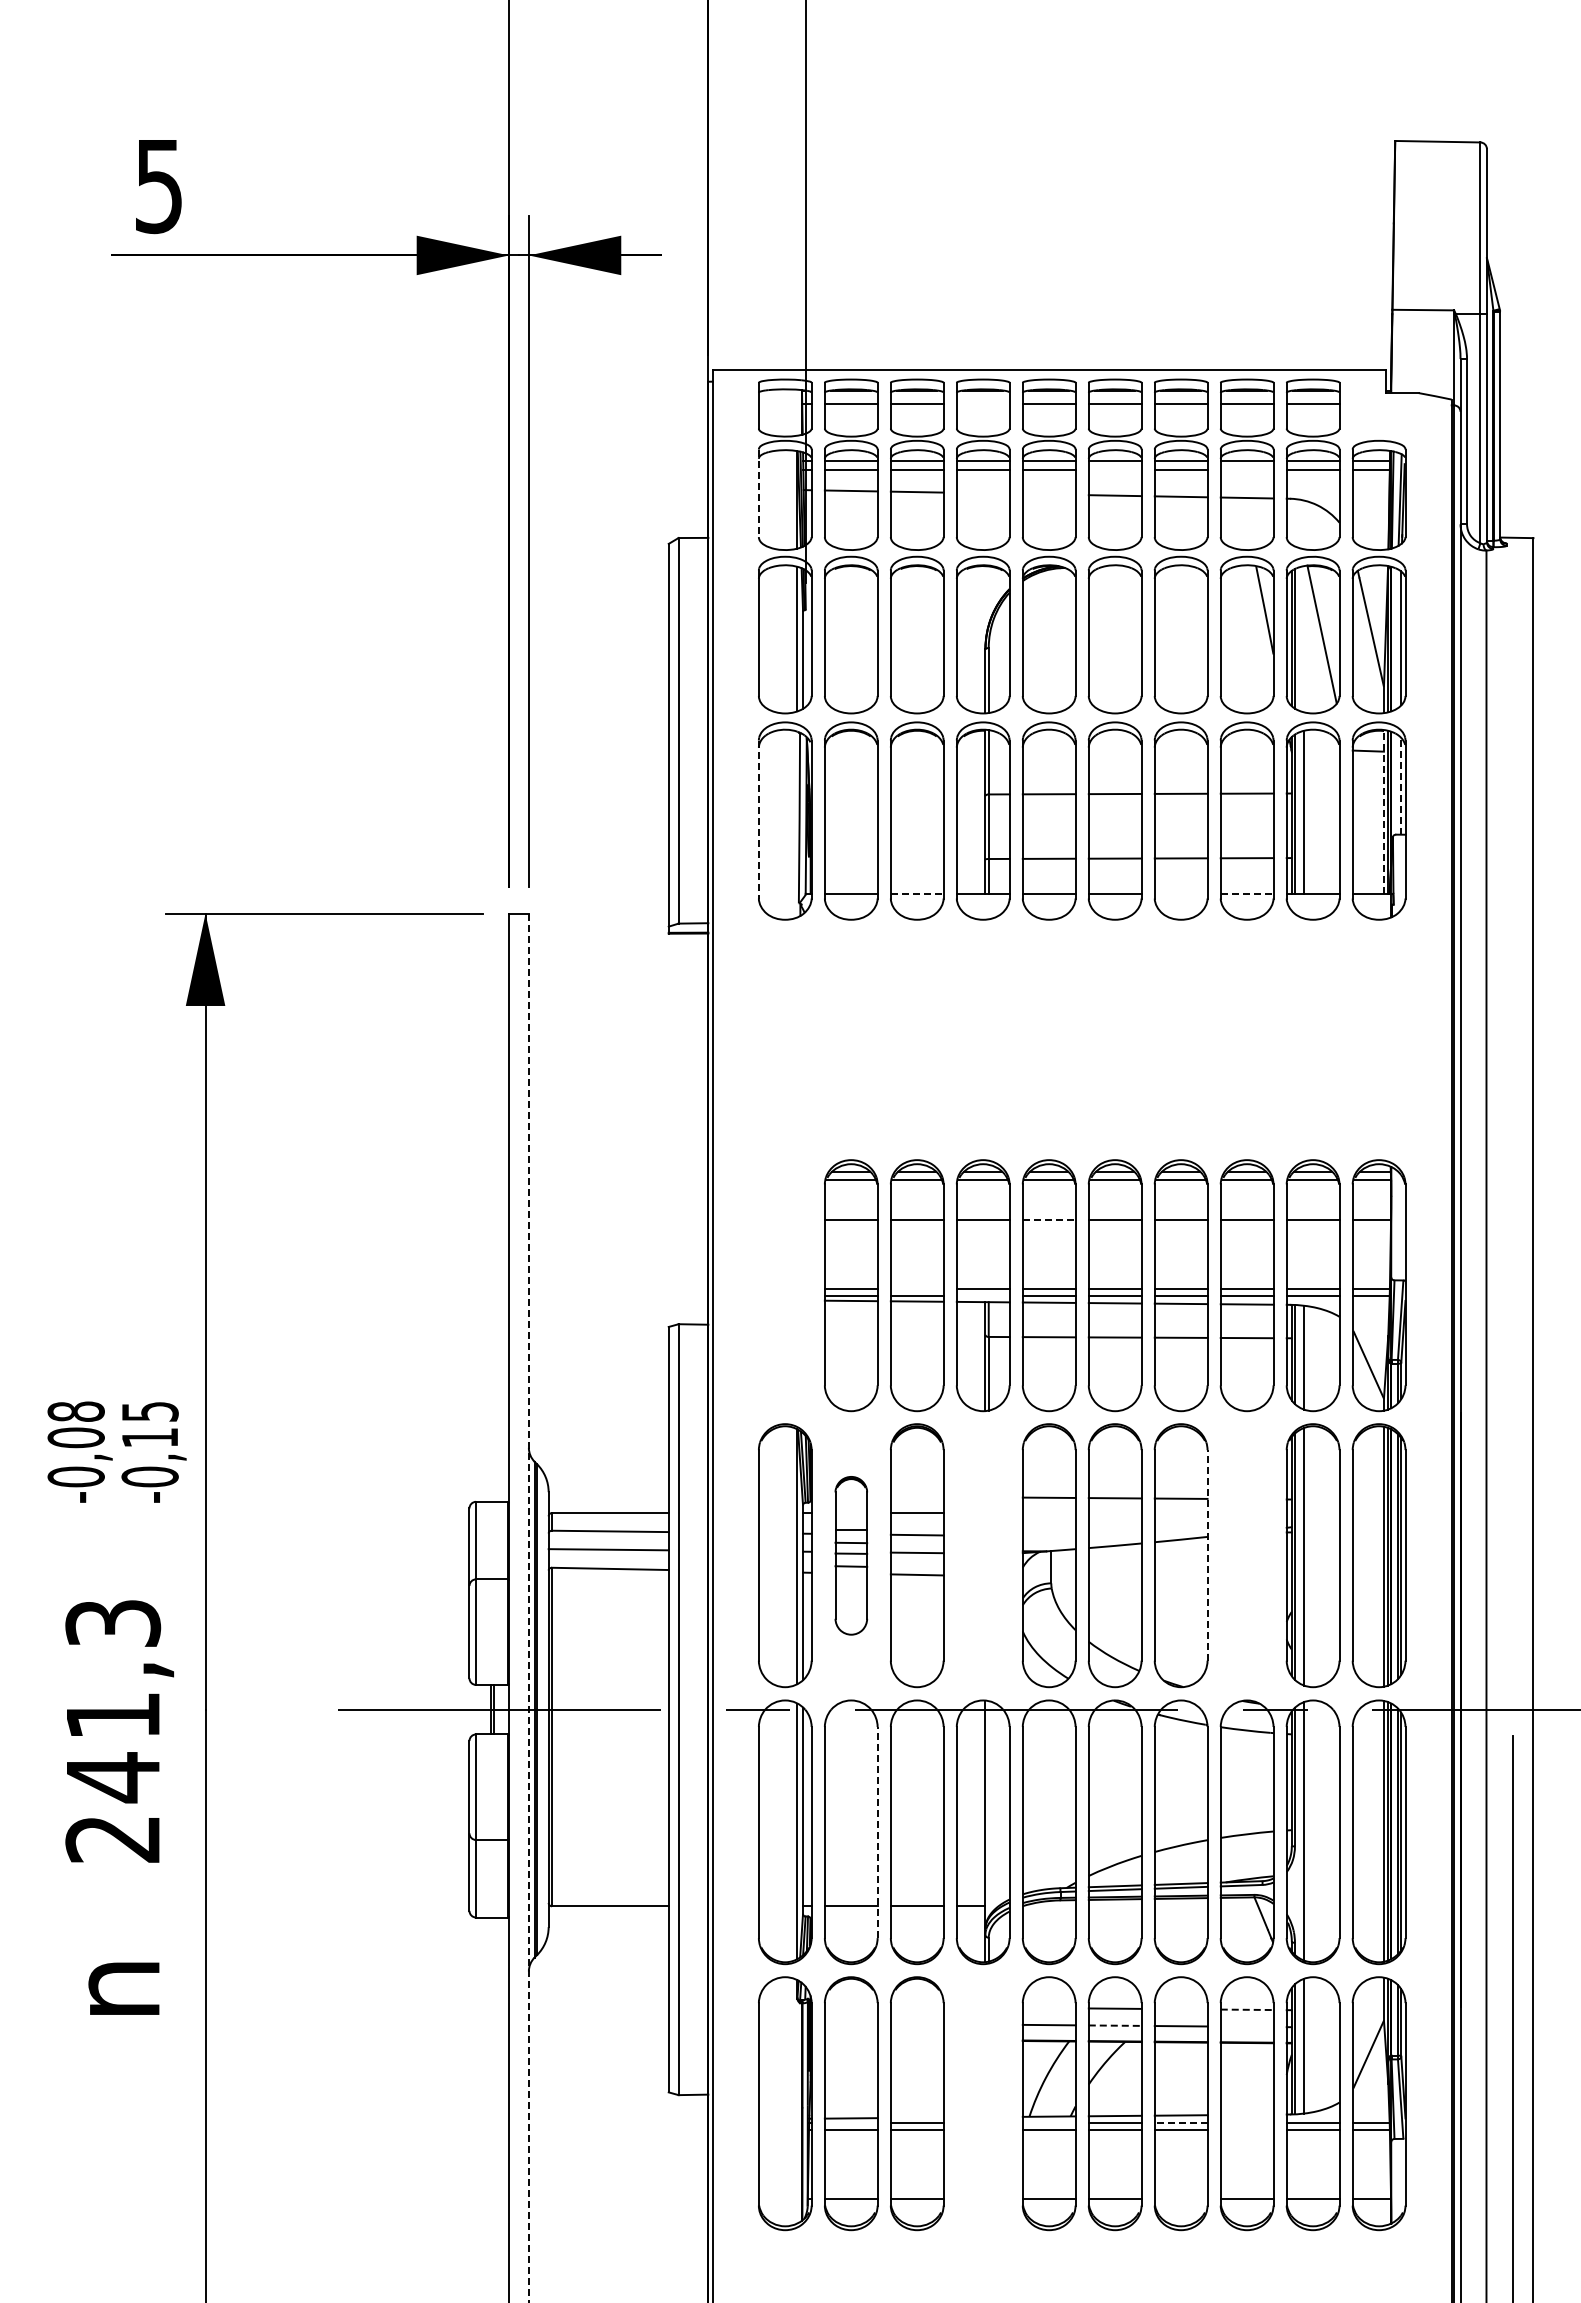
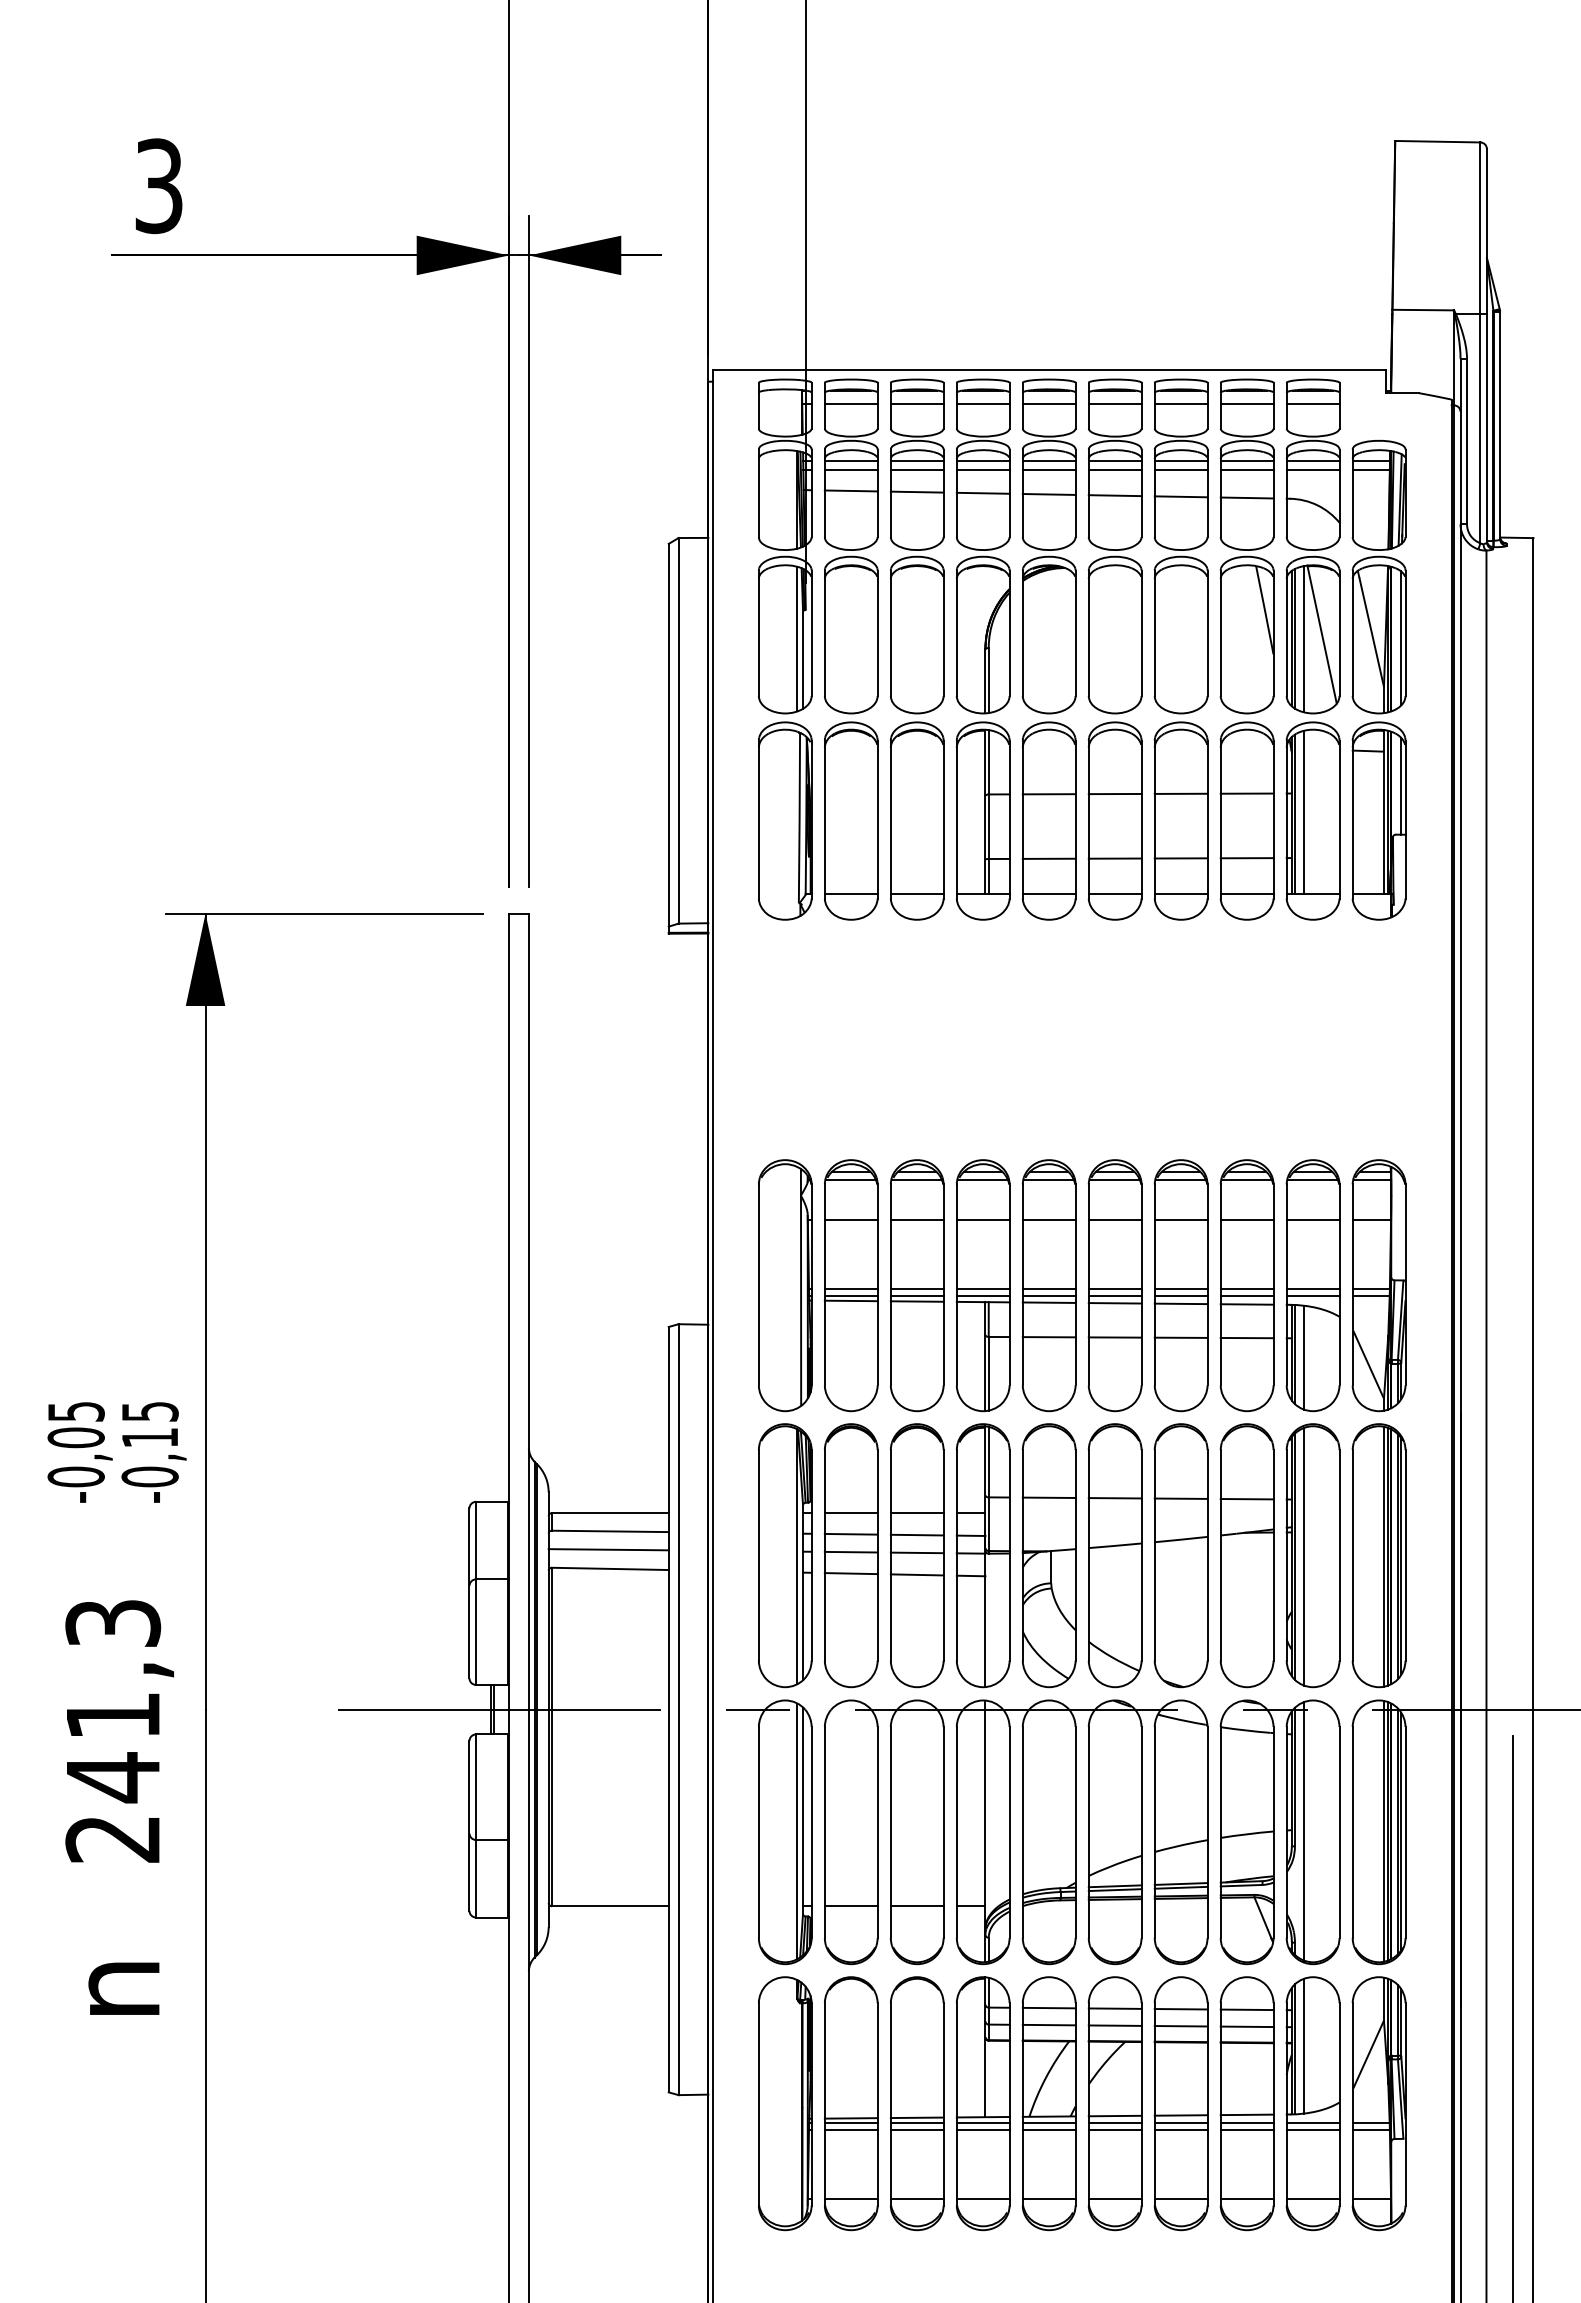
text: 5 -> 3 (158, 185)
line: none -> present (982, 404)
line: none -> present (1114, 470)
line: none -> present (1246, 470)
line: none -> present (982, 492)
line: dashed -> solid (758, 493)
line: none -> present (1048, 494)
line: none -> present (1304, 639)
line: dashed -> solid (1401, 785)
line: dashed -> solid (1383, 811)
line: dashed -> solid (758, 820)
line: dashed -> solid (917, 893)
line: none -> present (1180, 893)
line: dashed -> solid (1247, 893)
line: dashed -> solid (1049, 1220)
part: none -> present (785, 1285)
line: none -> present (916, 1289)
line: none -> present (982, 1296)
text: -0,08 -> -0,05 (75, 1411)
line: dashed -> solid (1207, 1554)
part size: 35x160 px -> 55x266 px (851, 1555)
part: none -> present (982, 1555)
part: none -> present (1246, 1555)
line: dashed -> solid (528, 1608)
line: dashed -> solid (877, 1832)
line: none -> present (1048, 2007)
line: none -> present (1180, 2009)
line: dashed -> solid (1247, 2009)
line: dashed -> solid (1115, 2025)
line: none -> present (1246, 2026)
part: none -> present (982, 2103)
line: none -> present (1246, 2114)
line: none -> present (916, 2117)
line: none -> present (850, 2122)
line: none -> present (1048, 2122)
line: dashed -> solid (1180, 2122)
line: none -> present (1246, 2122)
line: none -> present (1246, 2130)
line: none -> present (1180, 2199)
